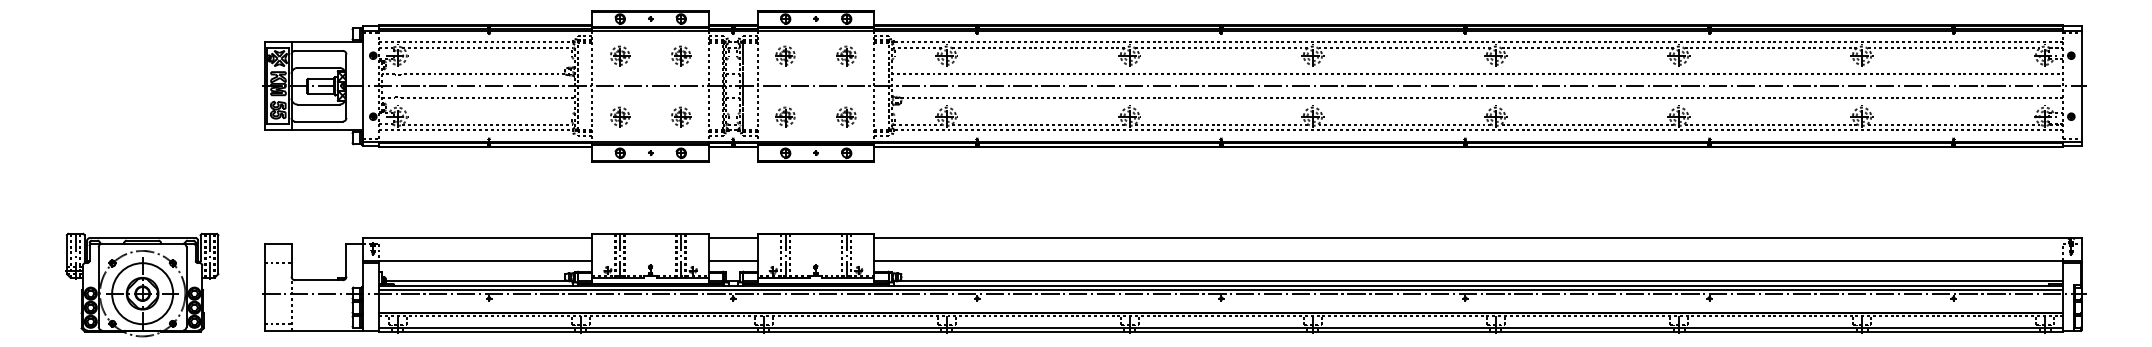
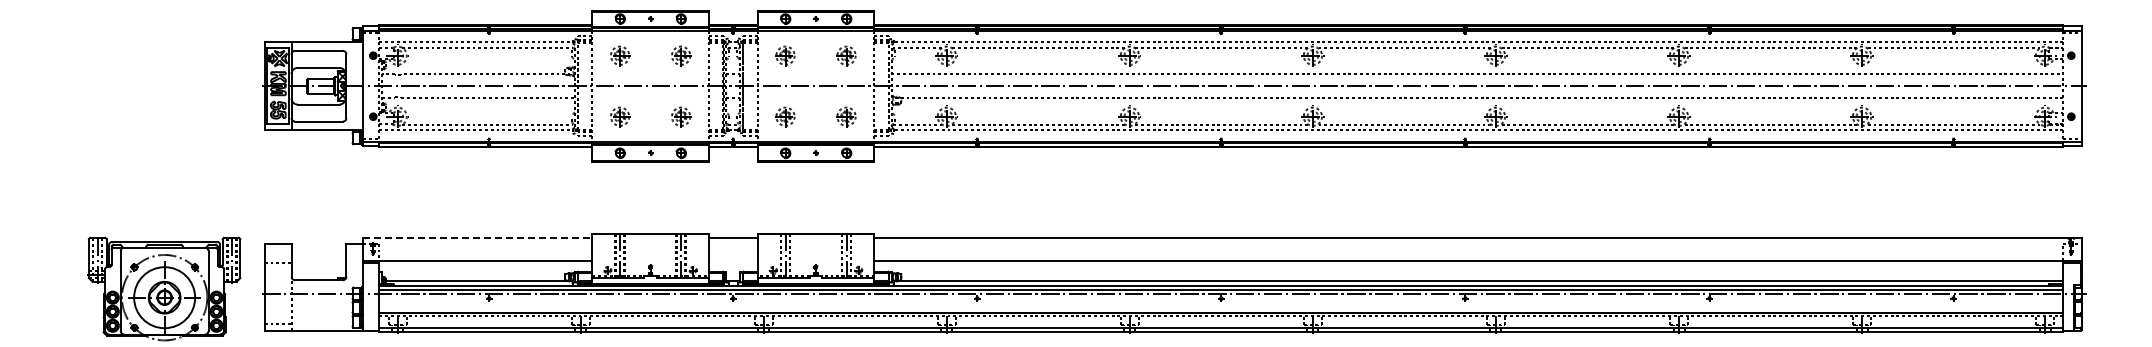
line: solid -> dashed (477, 238)
line: present -> none (733, 260)
part position: (142, 284) -> (164, 288) (164, 288)
